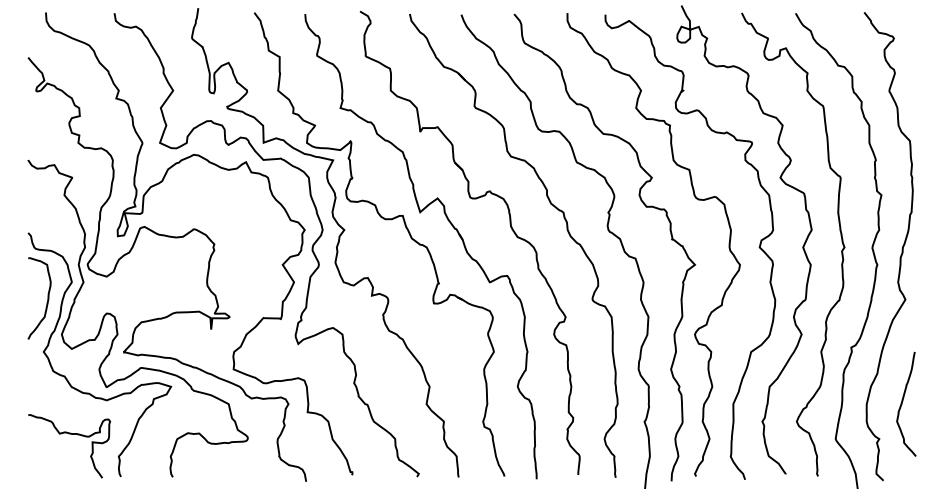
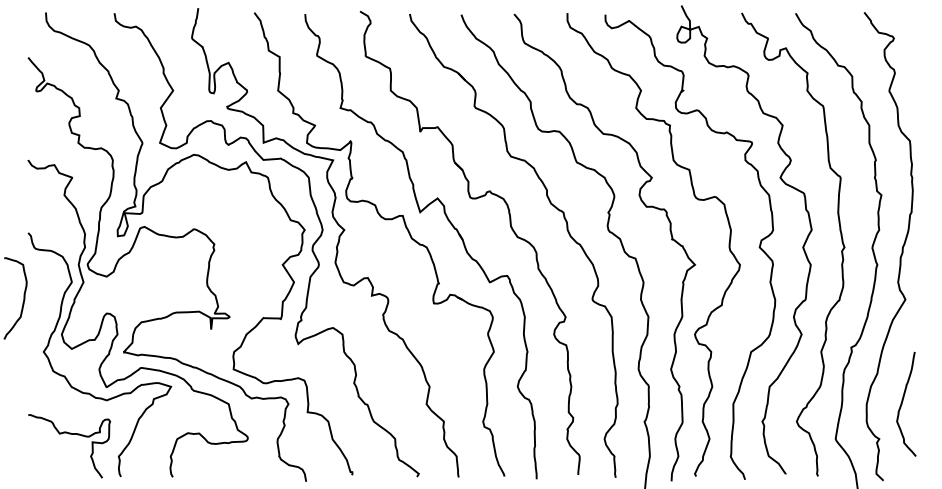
curve position: (47, 298) -> (23, 298) (23, 298)
